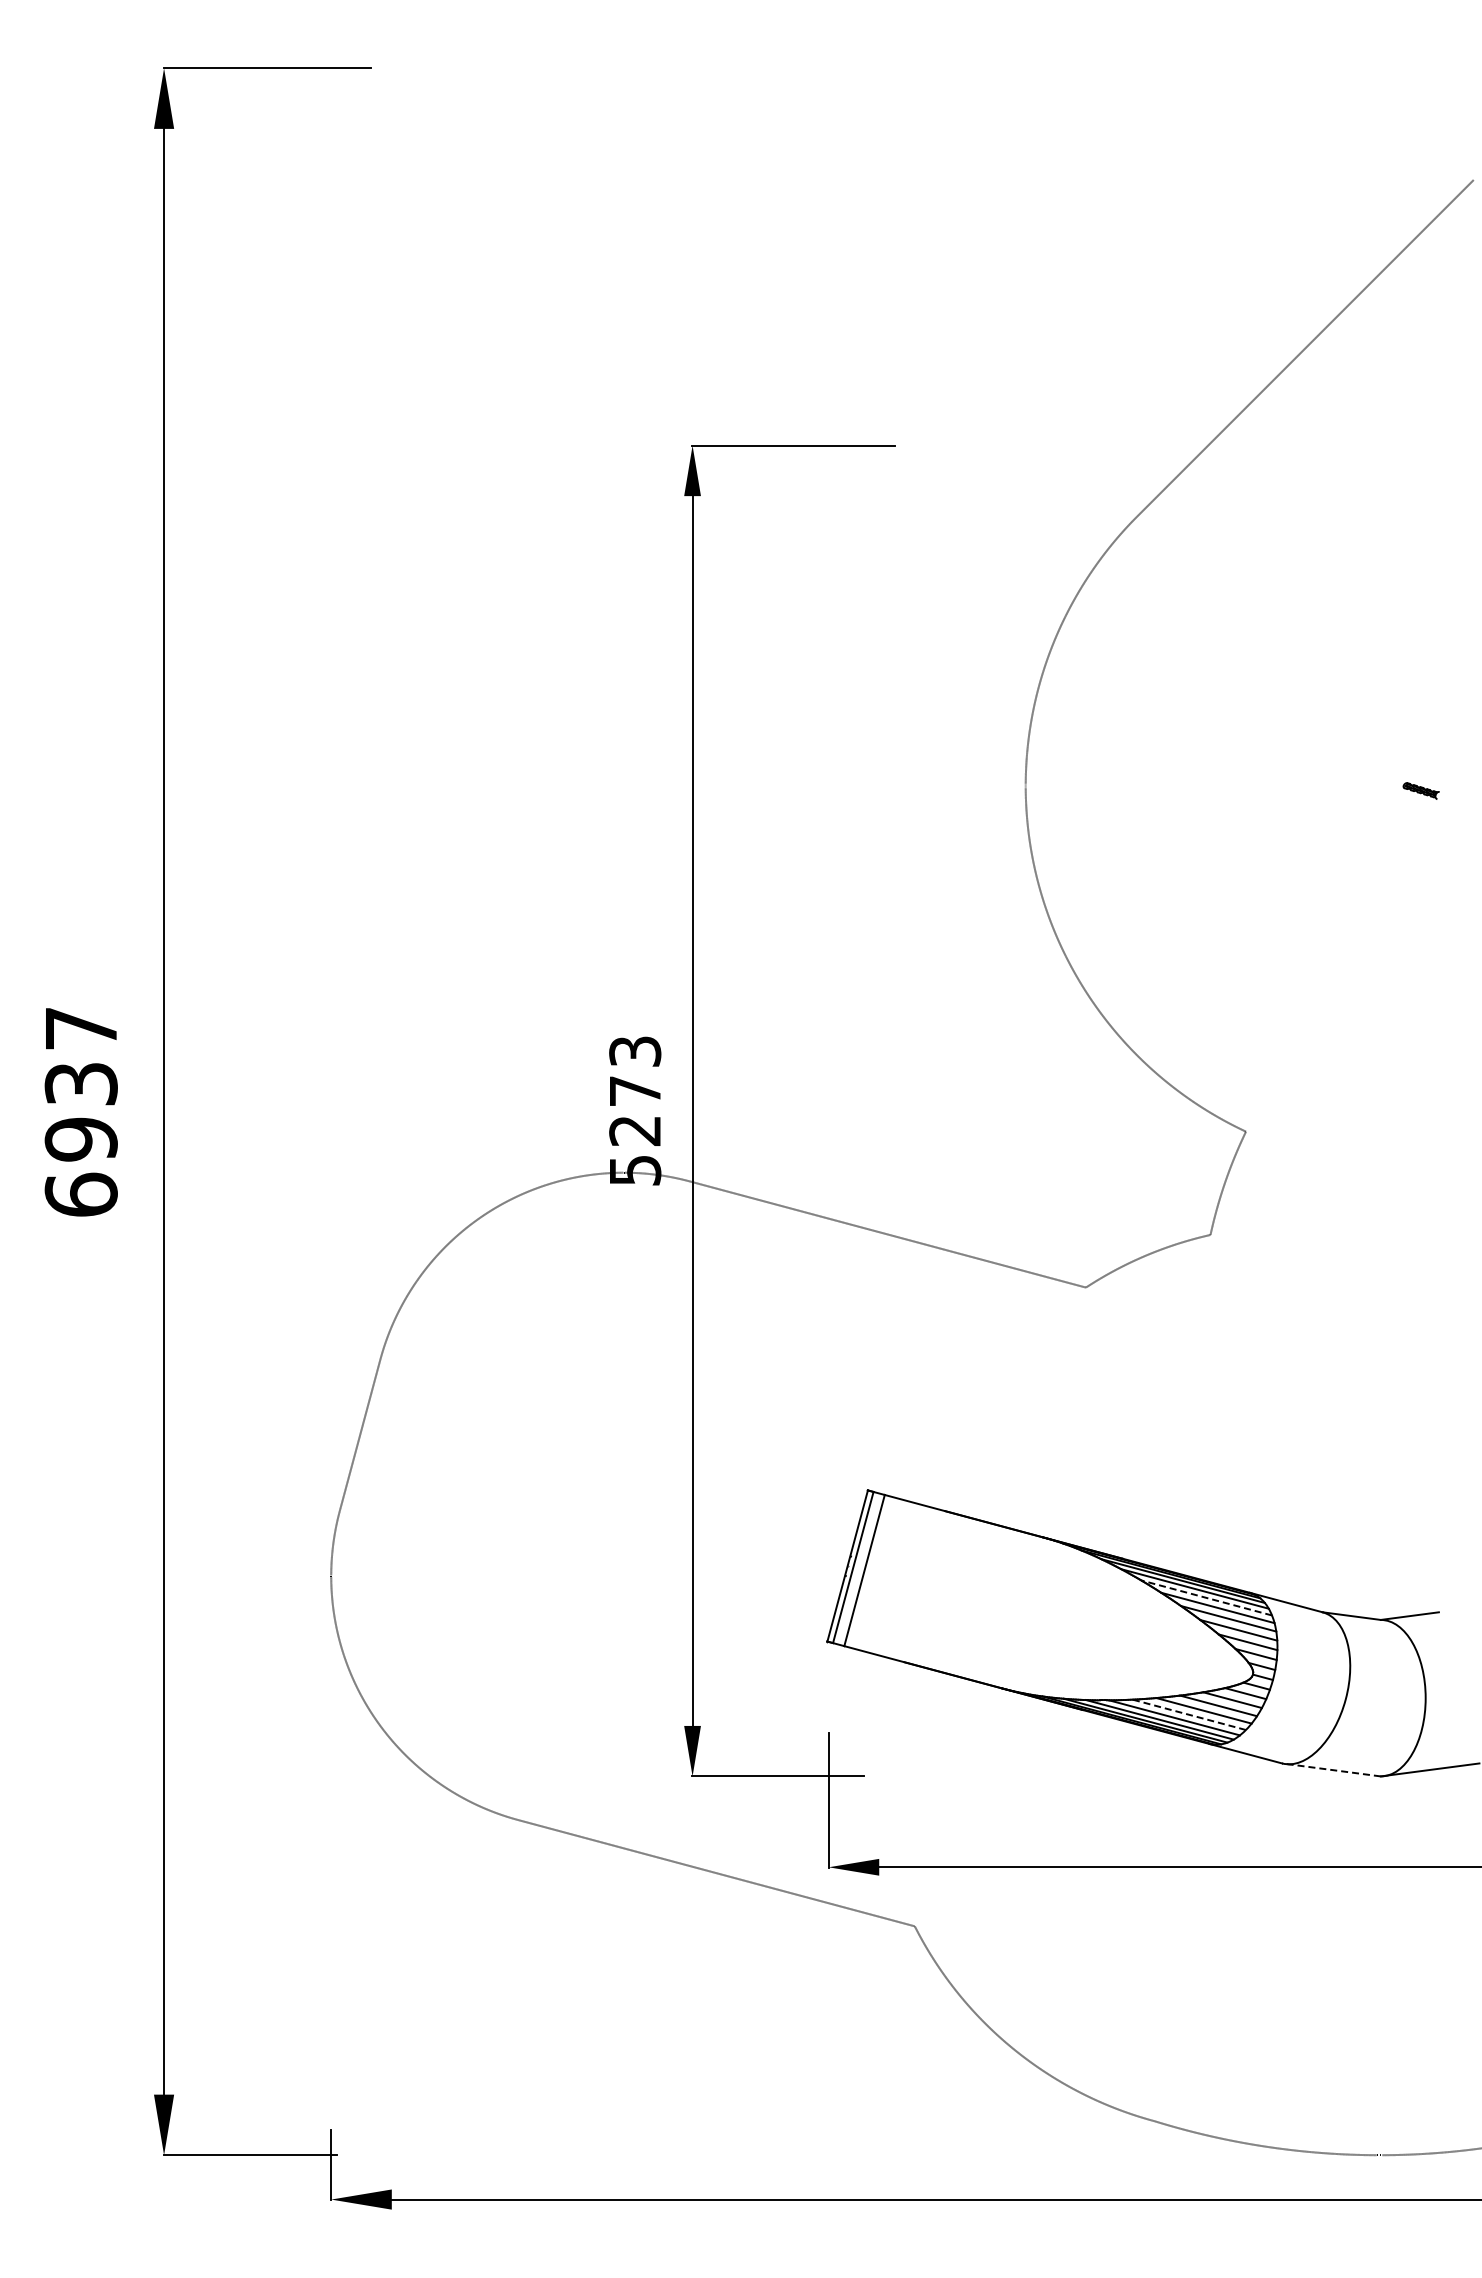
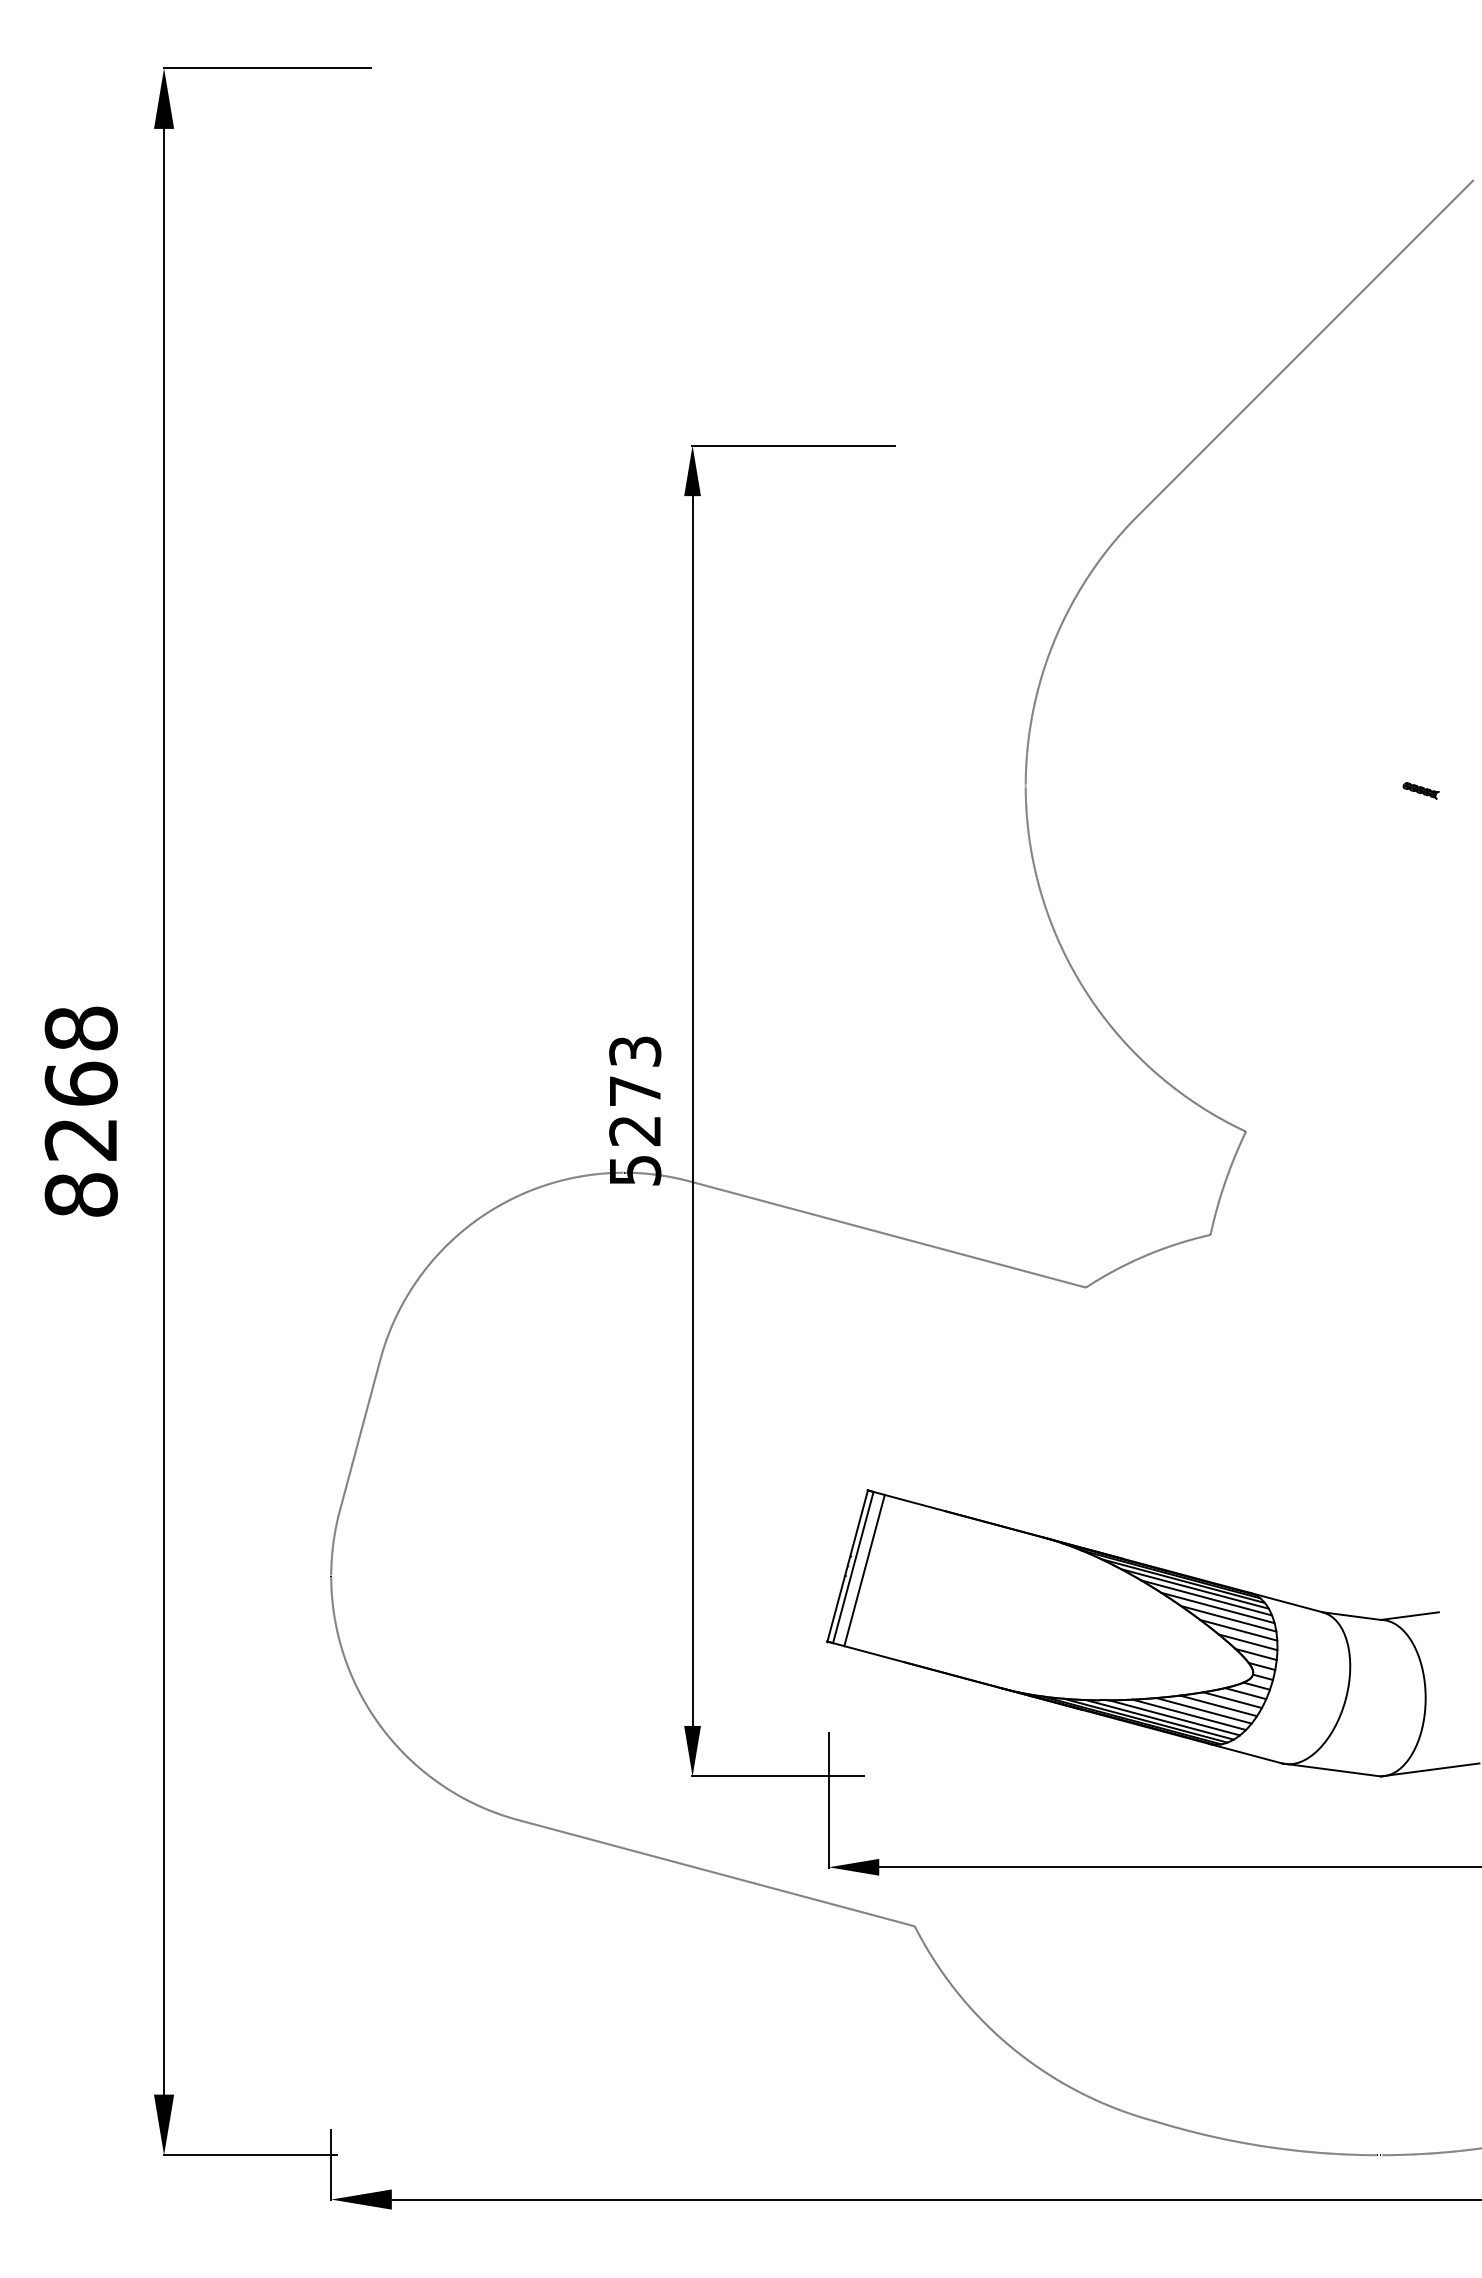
text: 6937 -> 8268 (80, 1111)
line: dashed -> solid (1206, 1597)
line: dashed -> solid (1189, 1714)
line: dashed -> solid (1331, 1769)
